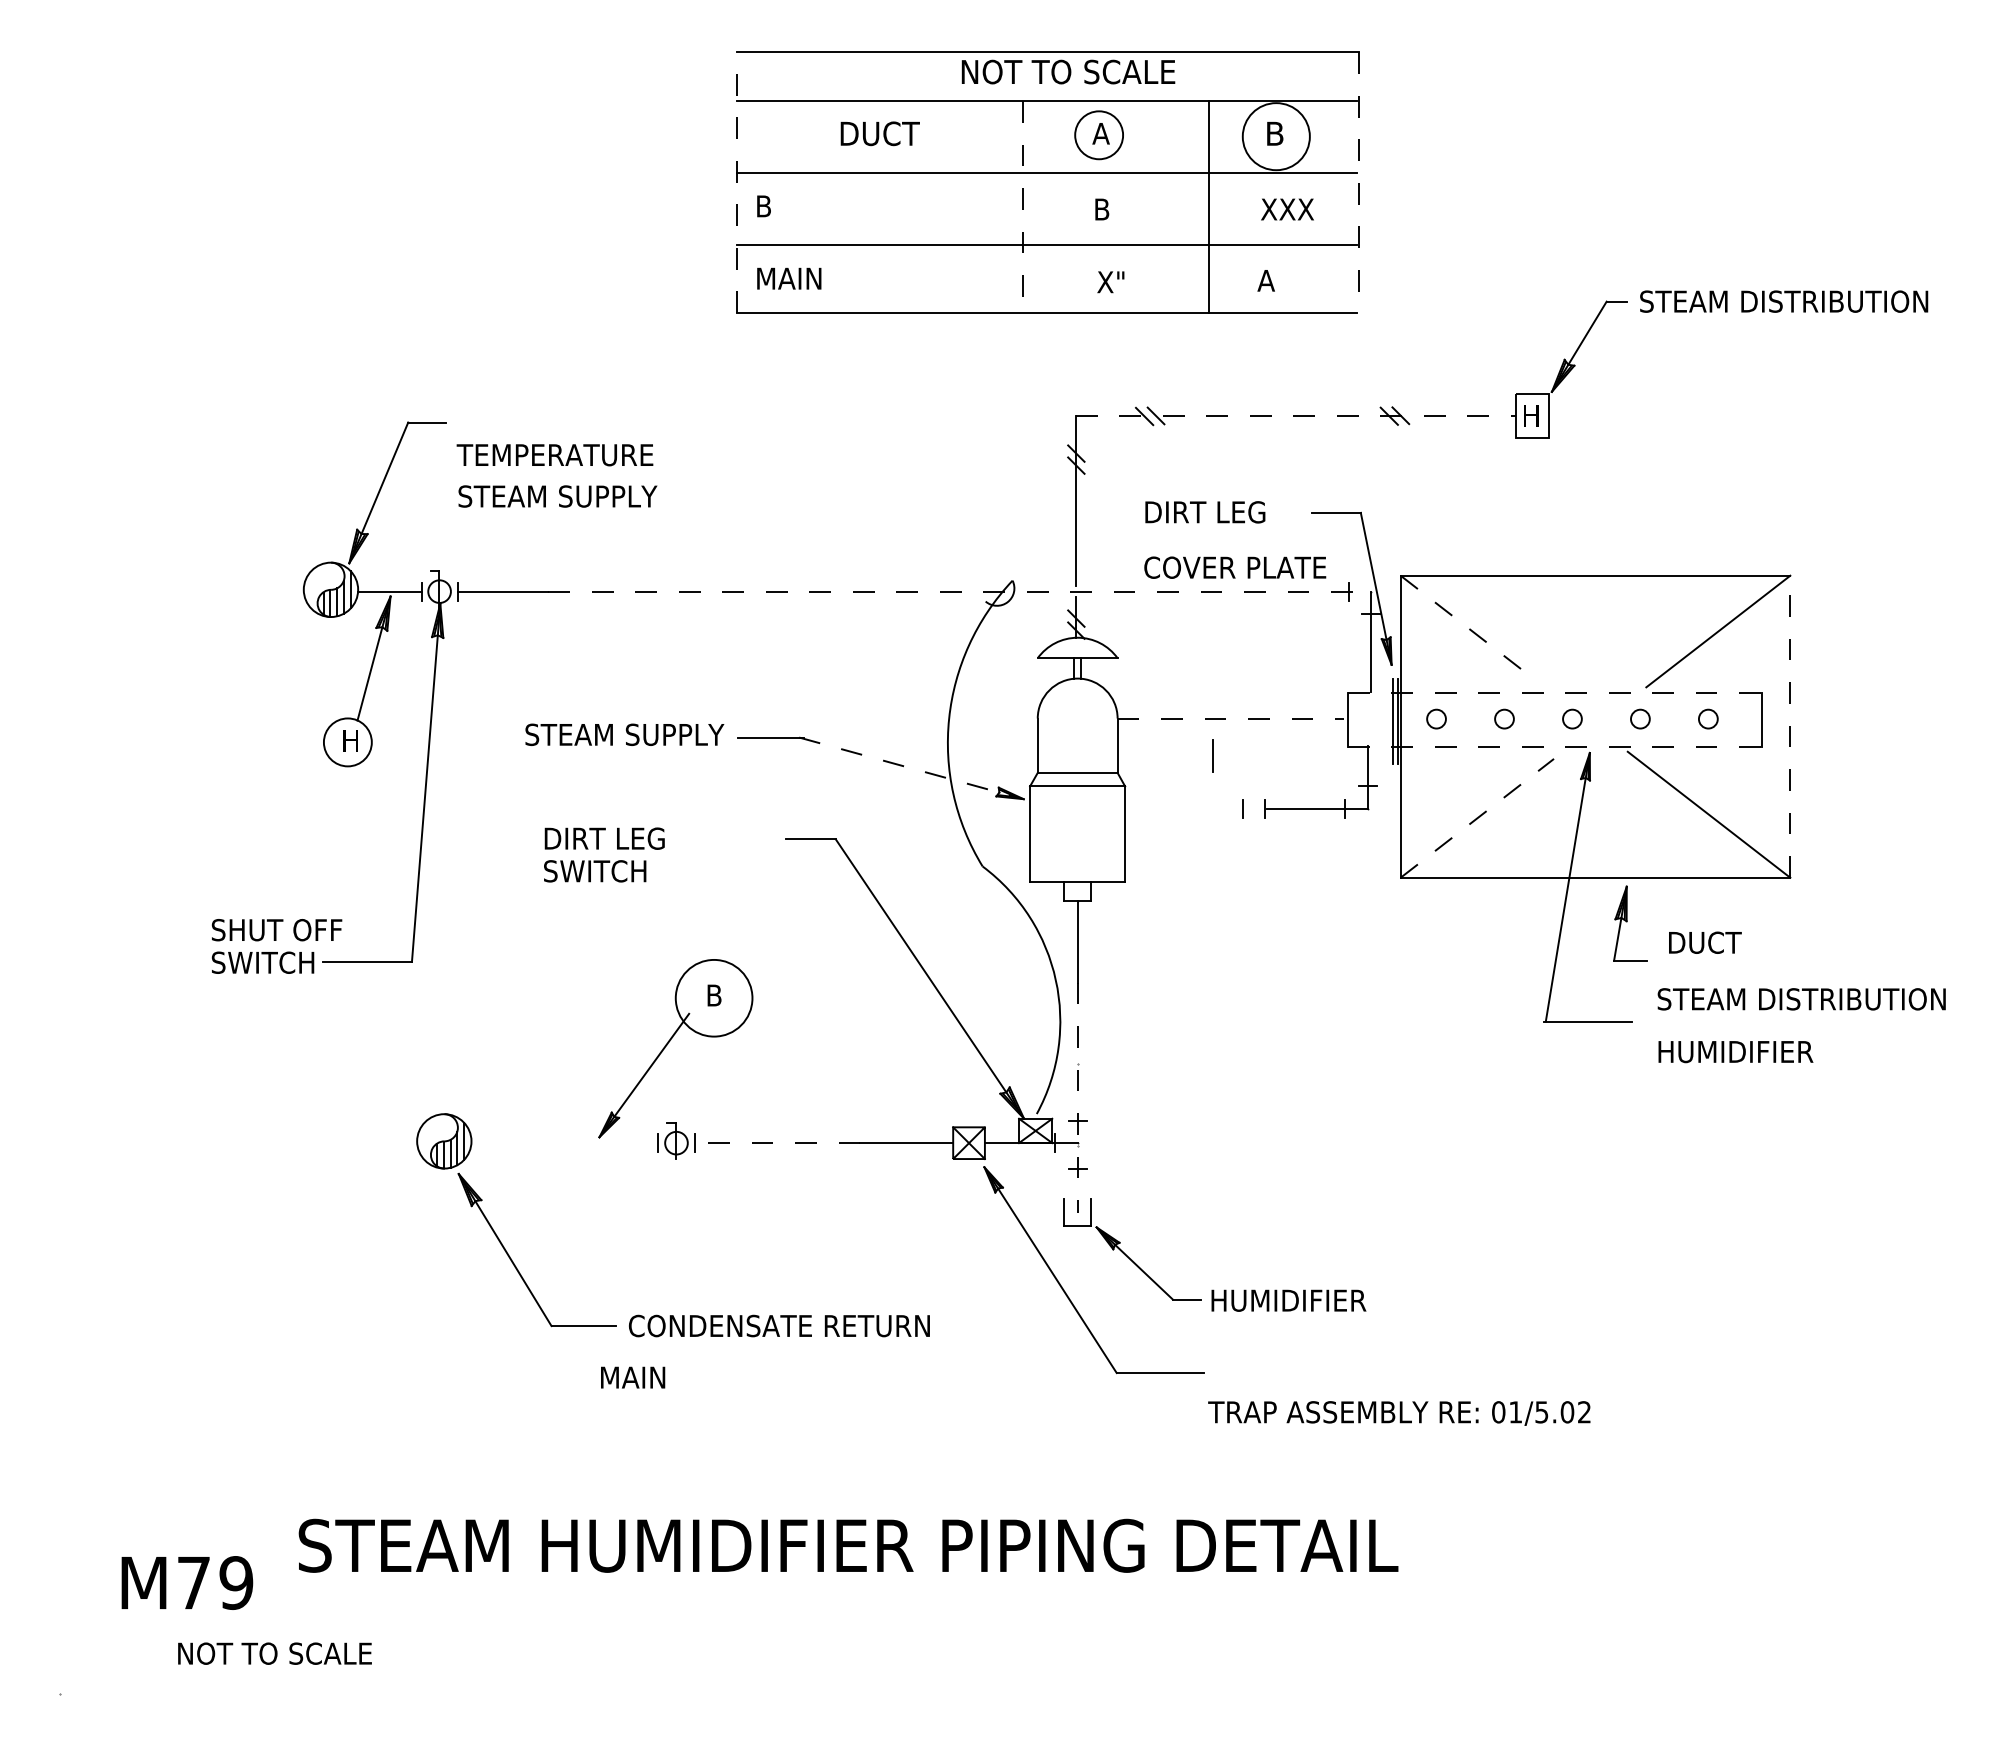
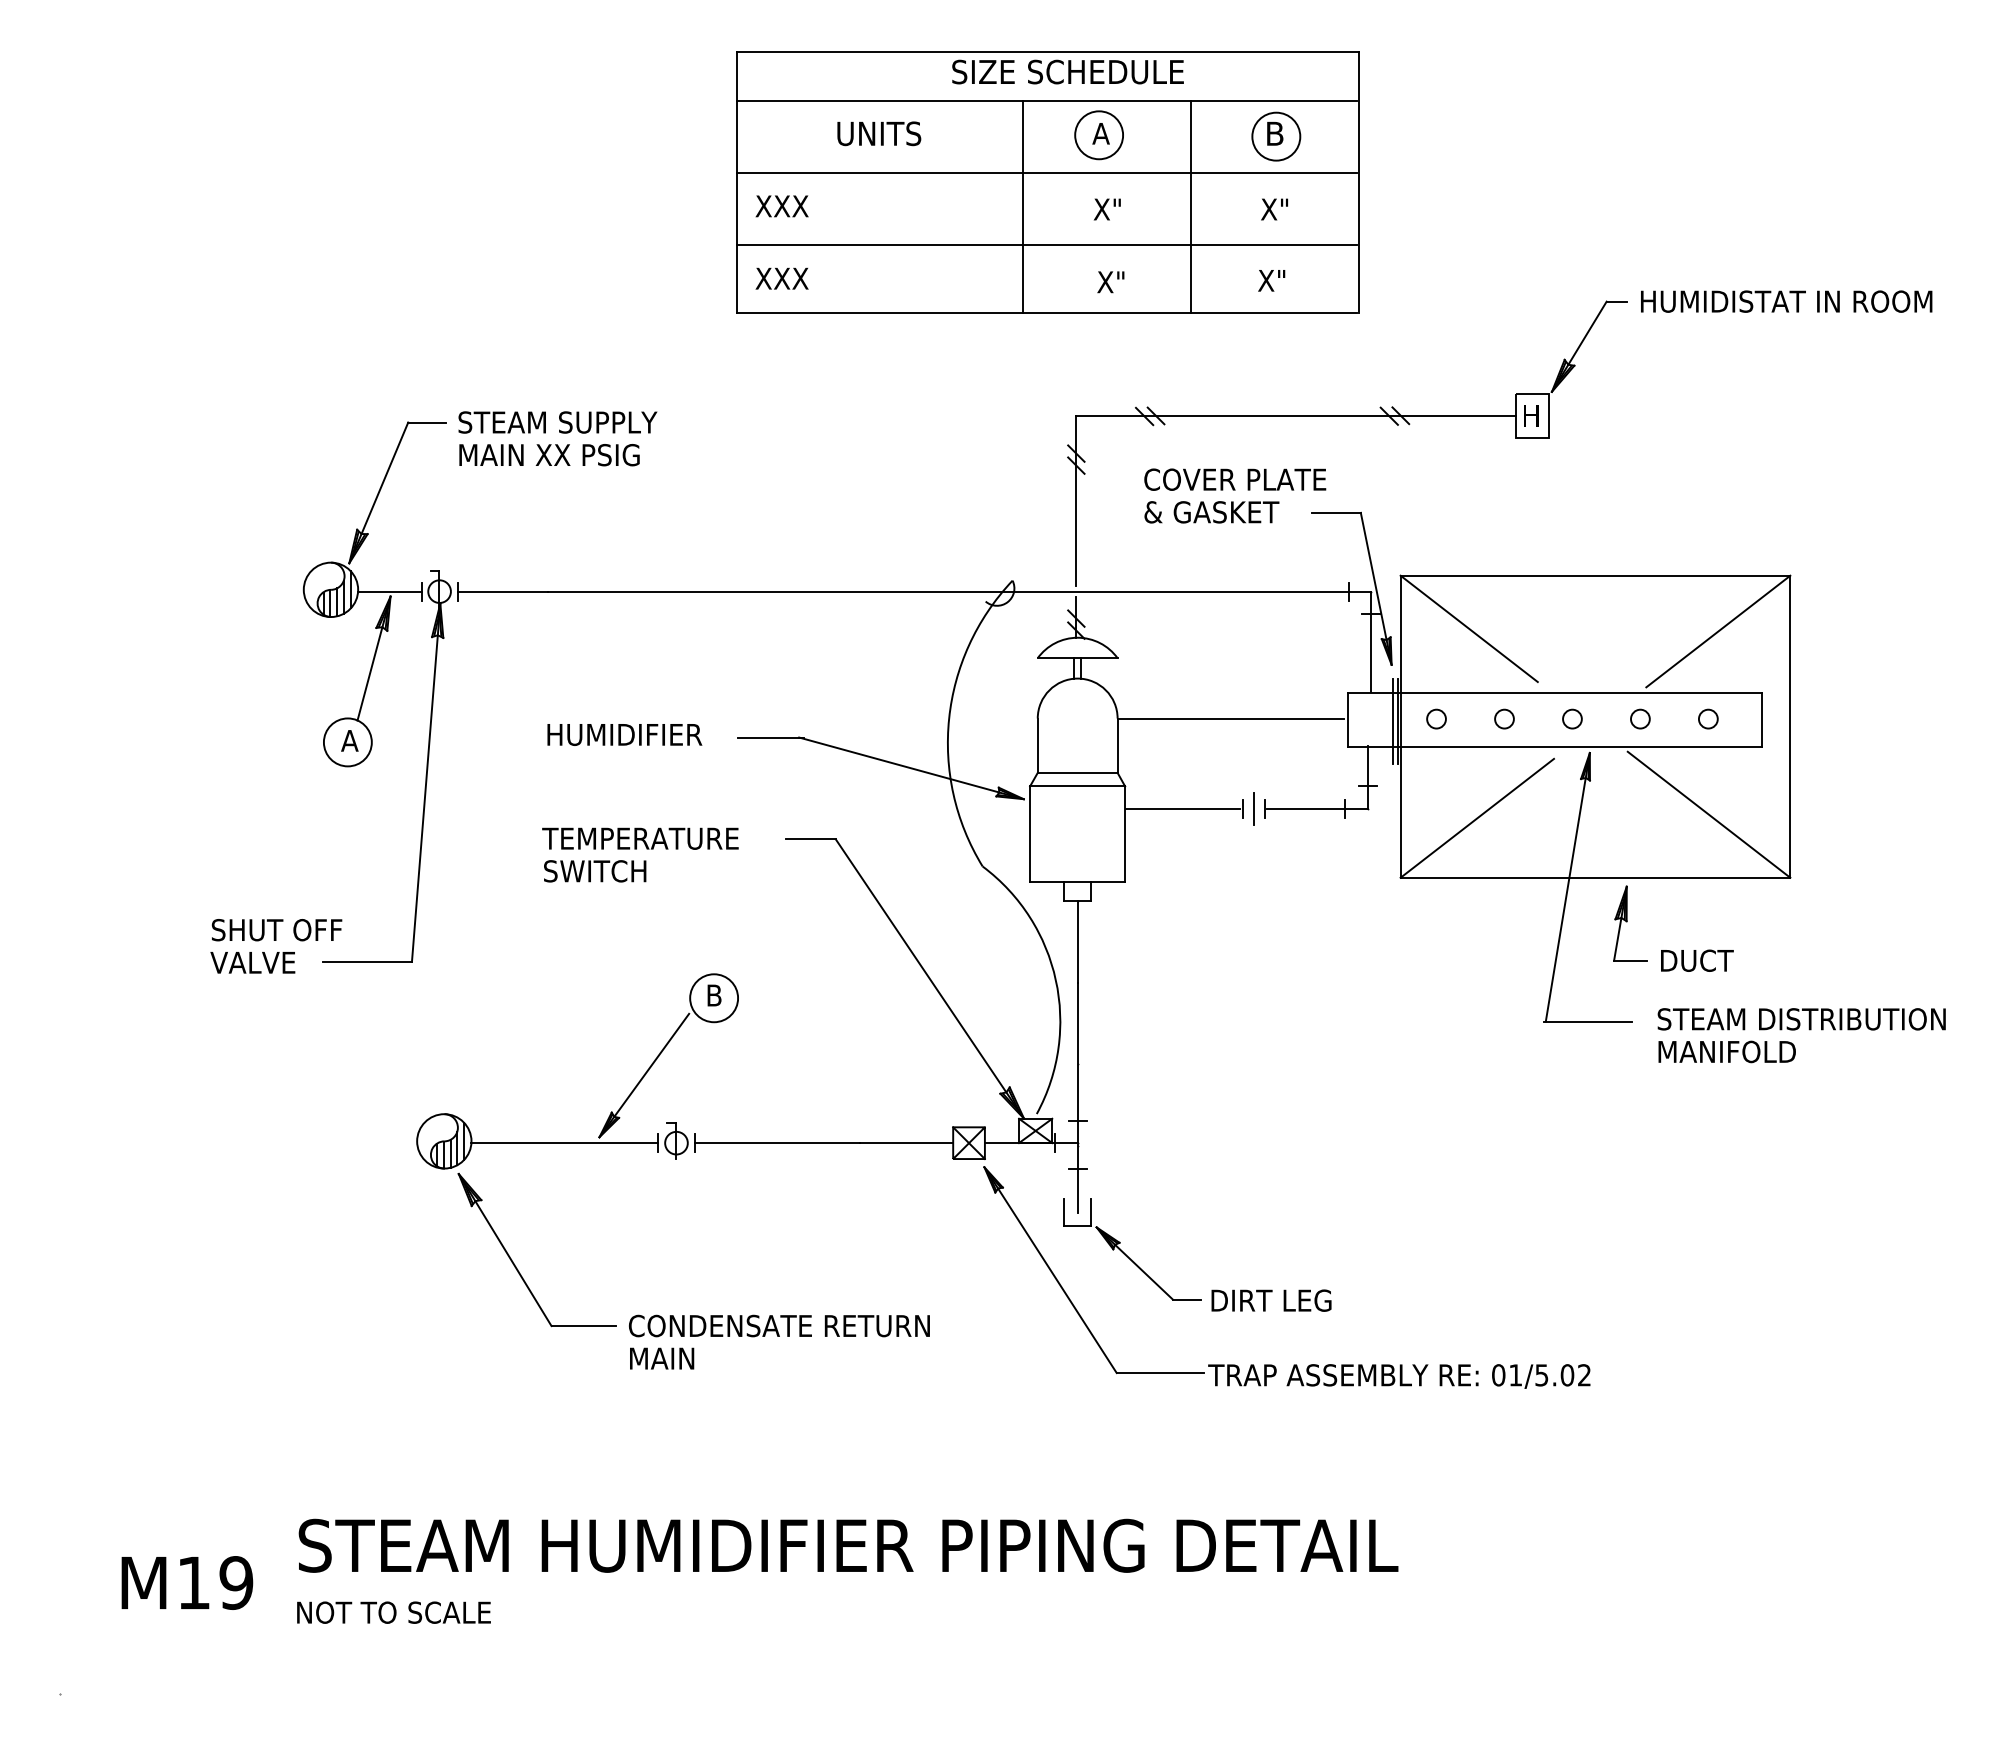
text: NOT TO SCALE -> SIZE SCHEDULE (1067, 71)
text: DUCT -> UNITS (879, 133)
circle diameter: 67 px -> 48 px (1276, 136)
line: dashed -> solid (737, 182)
line: dashed -> solid (1359, 183)
text: B -> XXX (781, 206)
line: dashed -> solid (1022, 207)
line position: (1208, 207) -> (1190, 207) (1190, 207)
text: B -> X" (1106, 209)
text: XXX -> X" (1296, 209)
text: MAIN -> XXX (788, 278)
text: A -> X" (1271, 280)
text: STEAM DISTRIBUTION -> HUMIDISTAT IN ROOM (1786, 301)
line: dashed -> solid (1295, 415)
text: TEMPERATURE -> MAIN XX PSIG (554, 454)
text position: (557, 496) -> (557, 422) (557, 422)
text: DIRT LEG -> & GASKET (1211, 512)
text position: (1235, 567) -> (1235, 479) (1235, 479)
line: dashed -> solid (959, 591)
line: dashed -> solid (1469, 628)
line: dashed -> solid (1555, 692)
line: dashed -> solid (1231, 718)
line: dashed -> solid (1790, 726)
text: STEAM SUPPLY -> HUMIDIFIER (624, 734)
text: H -> A (349, 740)
line: dashed -> solid (1555, 747)
line position: (1212, 755) -> (1253, 808) (1253, 808)
line: dashed -> solid (911, 768)
line: none -> present (1182, 809)
line: dashed -> solid (1477, 818)
text: DIRT LEG -> TEMPERATURE (640, 838)
text position: (1705, 942) -> (1697, 960) (1697, 960)
text: SWITCH -> VALVE (262, 962)
circle diameter: 77 px -> 48 px (714, 998)
text position: (1801, 999) -> (1801, 1019) (1801, 1019)
text: HUMIDIFIER -> MANIFOLD (1737, 1051)
line: dashed -> solid (1077, 1097)
line: none -> present (564, 1143)
line: dashed -> solid (777, 1143)
text: HUMIDIFIER -> DIRT LEG (1290, 1300)
text position: (633, 1377) -> (662, 1358) (662, 1358)
text position: (1399, 1413) -> (1399, 1376) (1399, 1376)
text: M79 -> M19 (193, 1583)
text position: (274, 1653) -> (393, 1612) (393, 1612)
